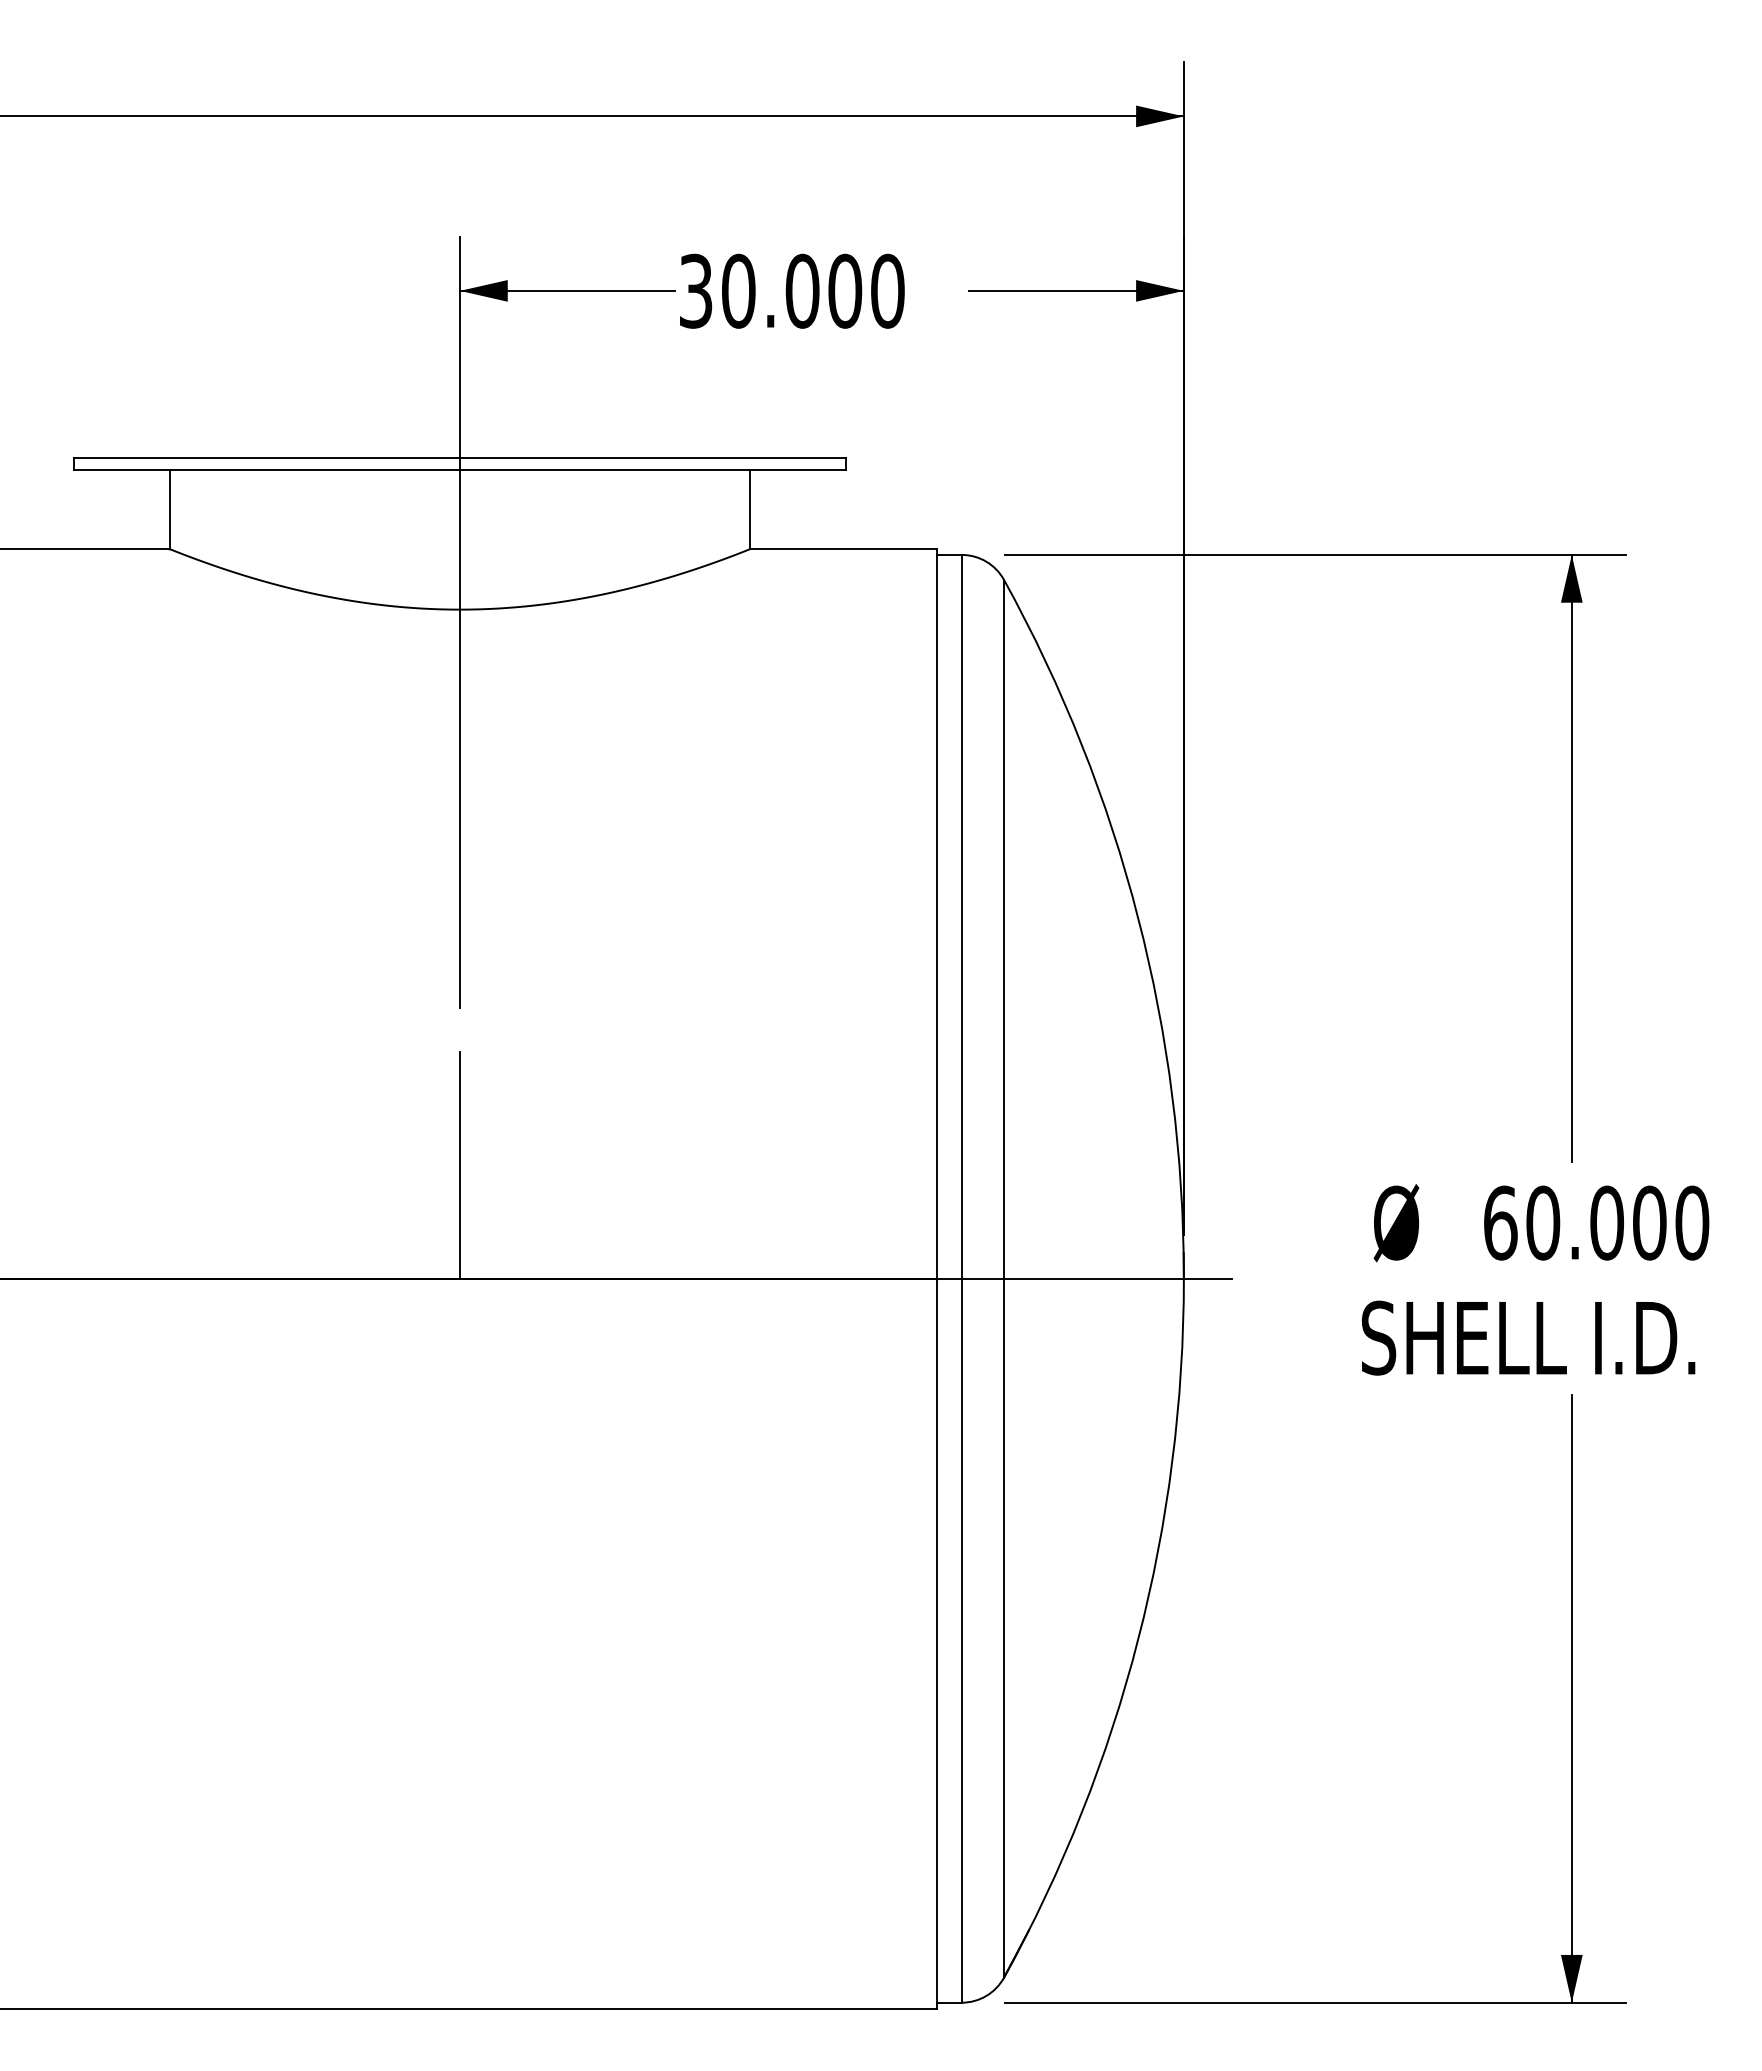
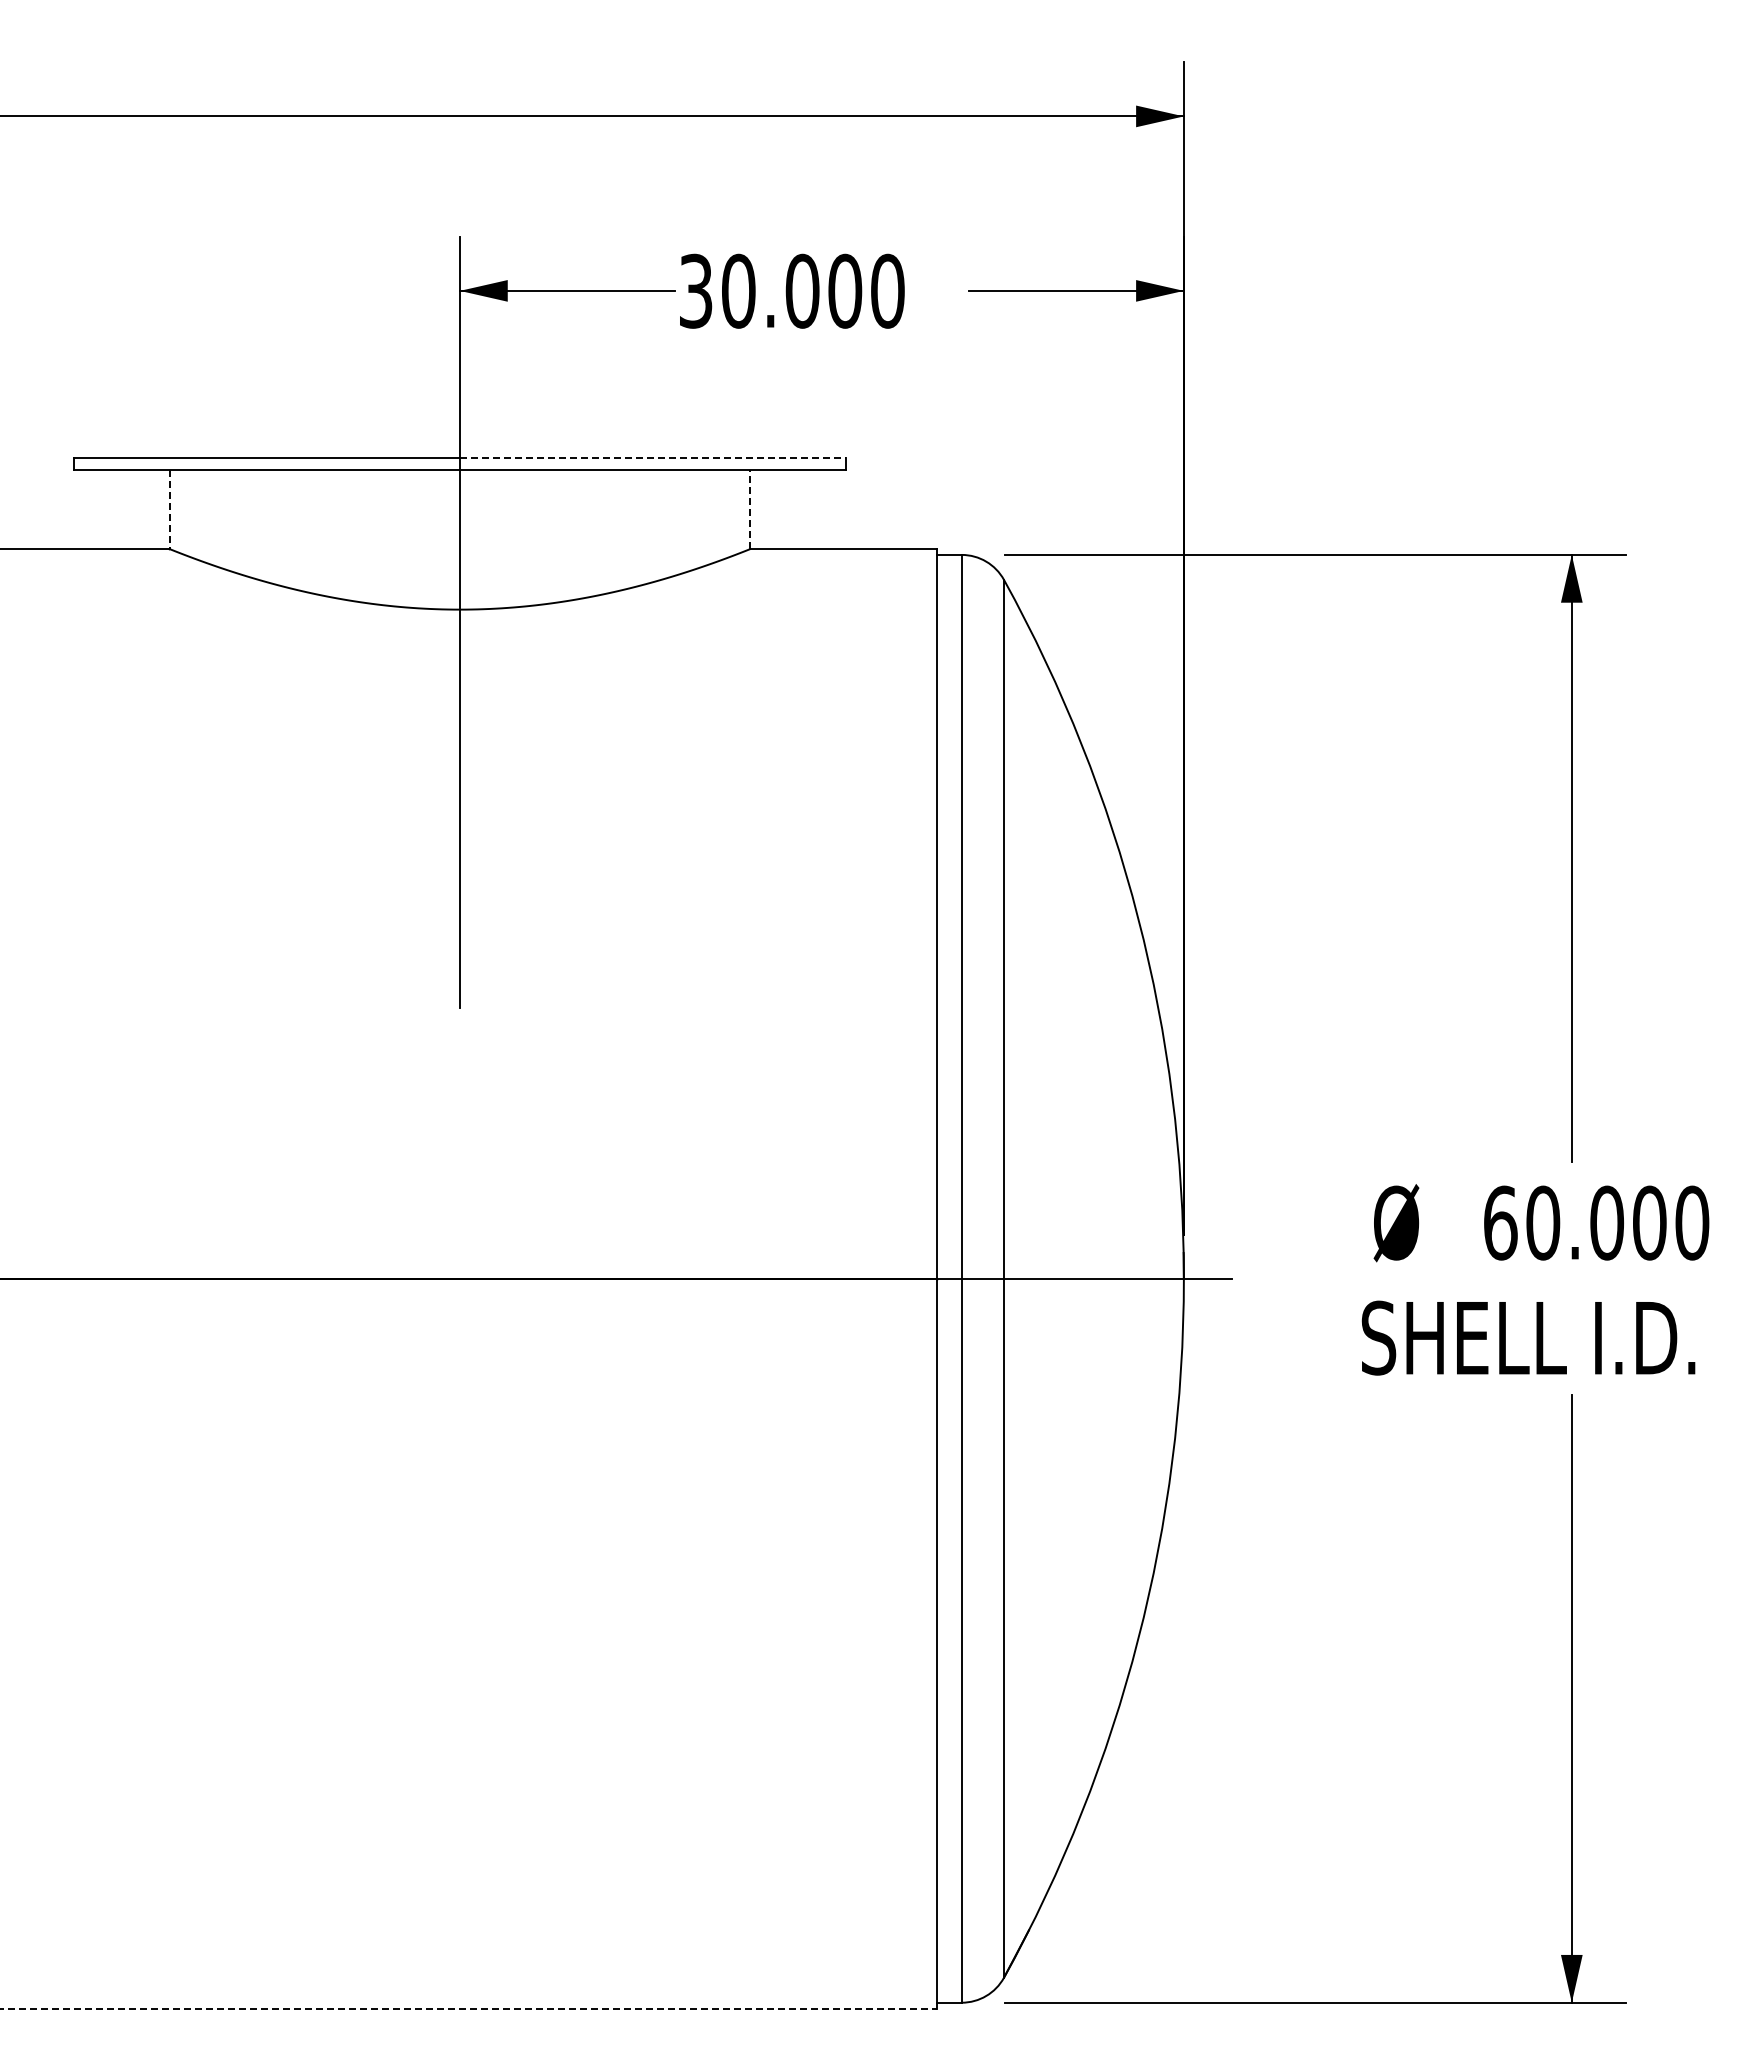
line: solid -> dashed (653, 458)
line: solid -> dashed (749, 509)
line: solid -> dashed (170, 510)
line: present -> none (459, 1164)
line: solid -> dashed (468, 2008)
